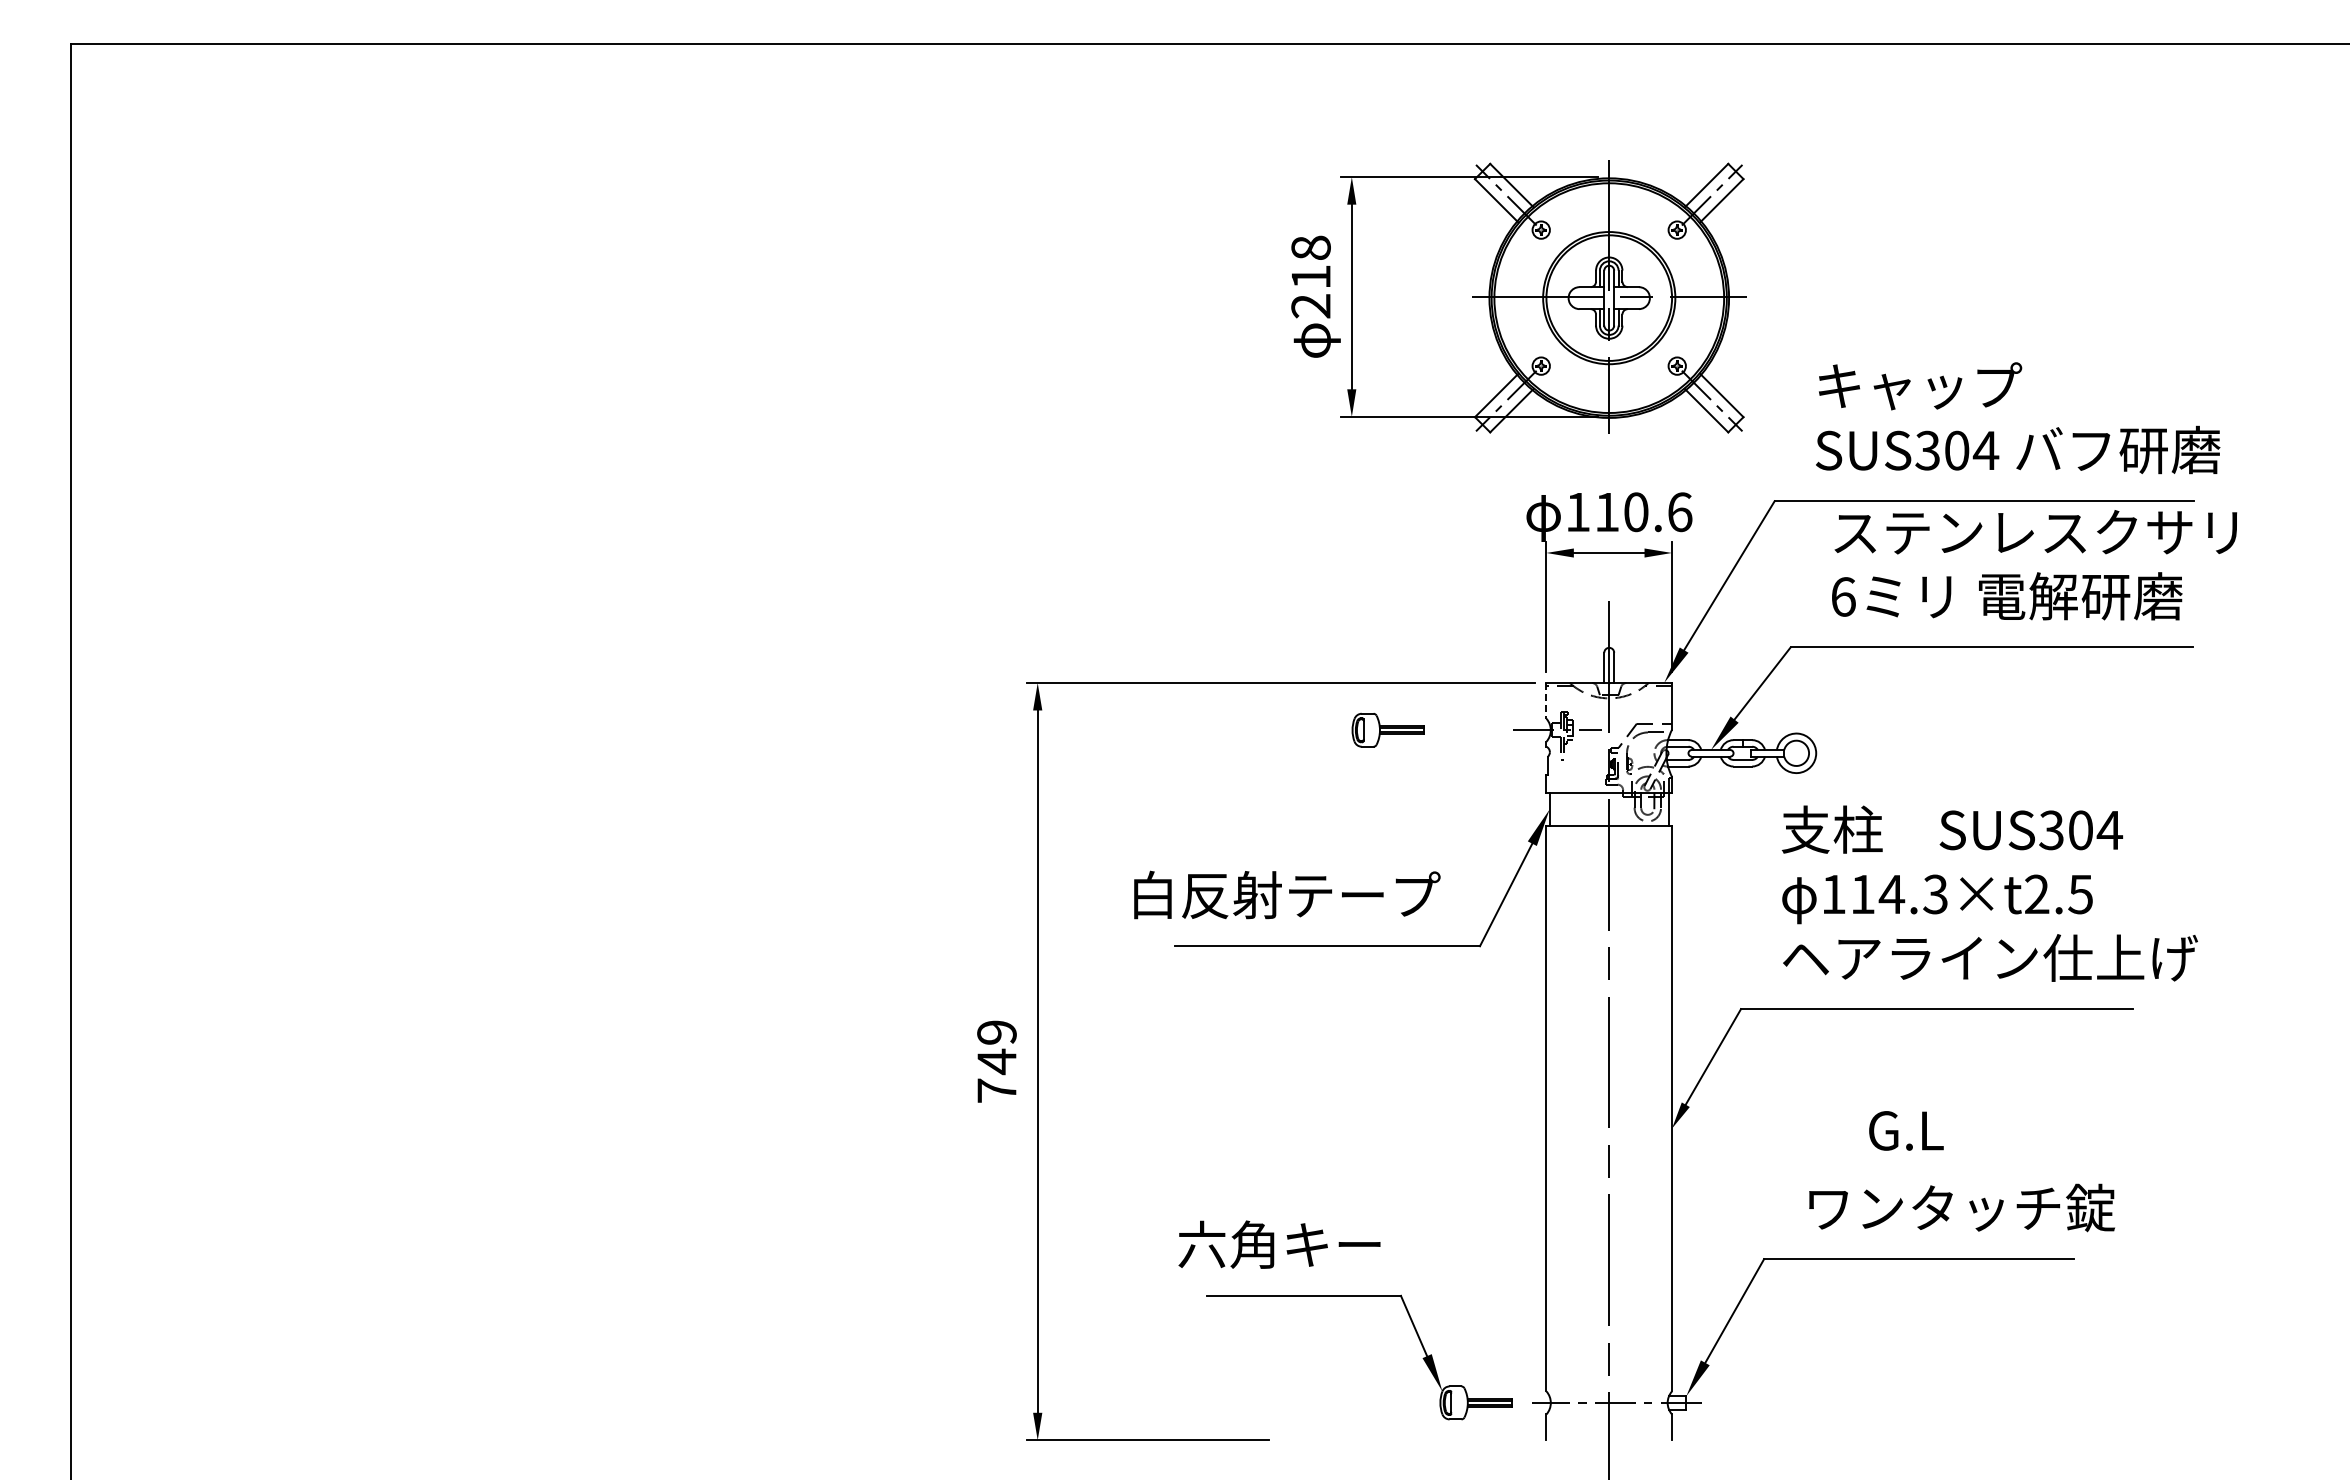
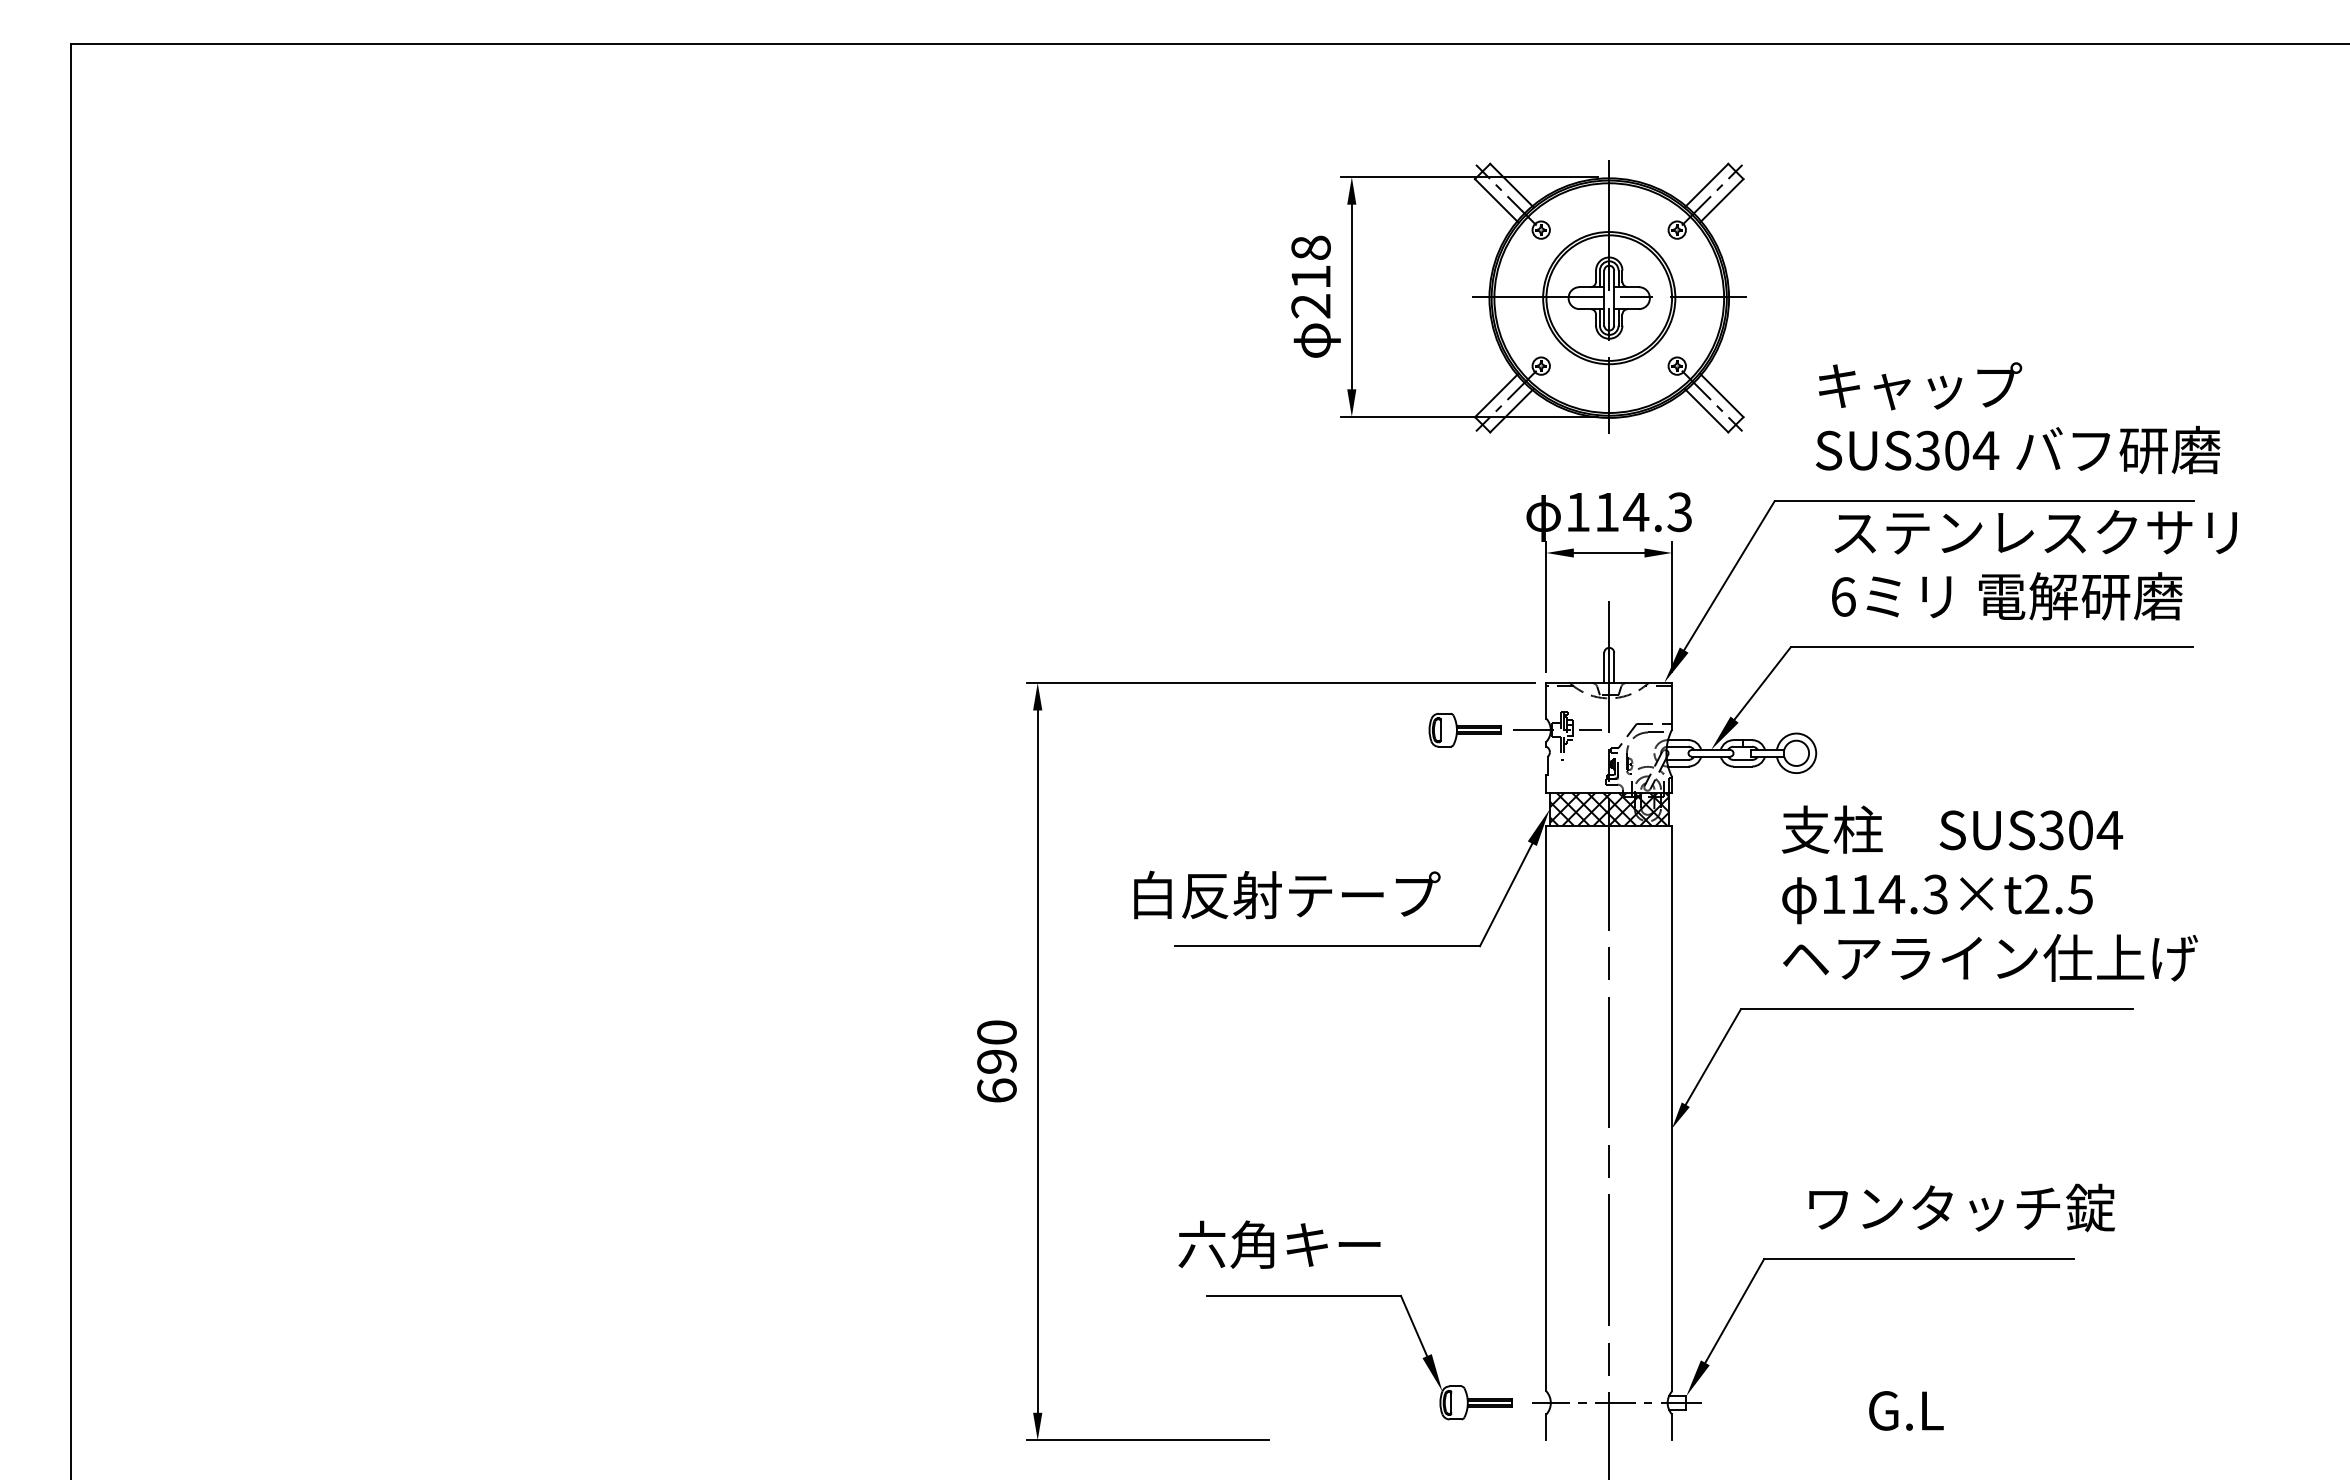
text: 110.6 -> 114.3 (1657, 512)
line: dashed -> solid (1546, 700)
part position: (1387, 729) -> (1464, 729) (1464, 729)
hatch: none -> present (1608, 808)
text: 749 -> 690 (996, 1061)
text position: (1906, 1130) -> (1906, 1410) (1906, 1410)
